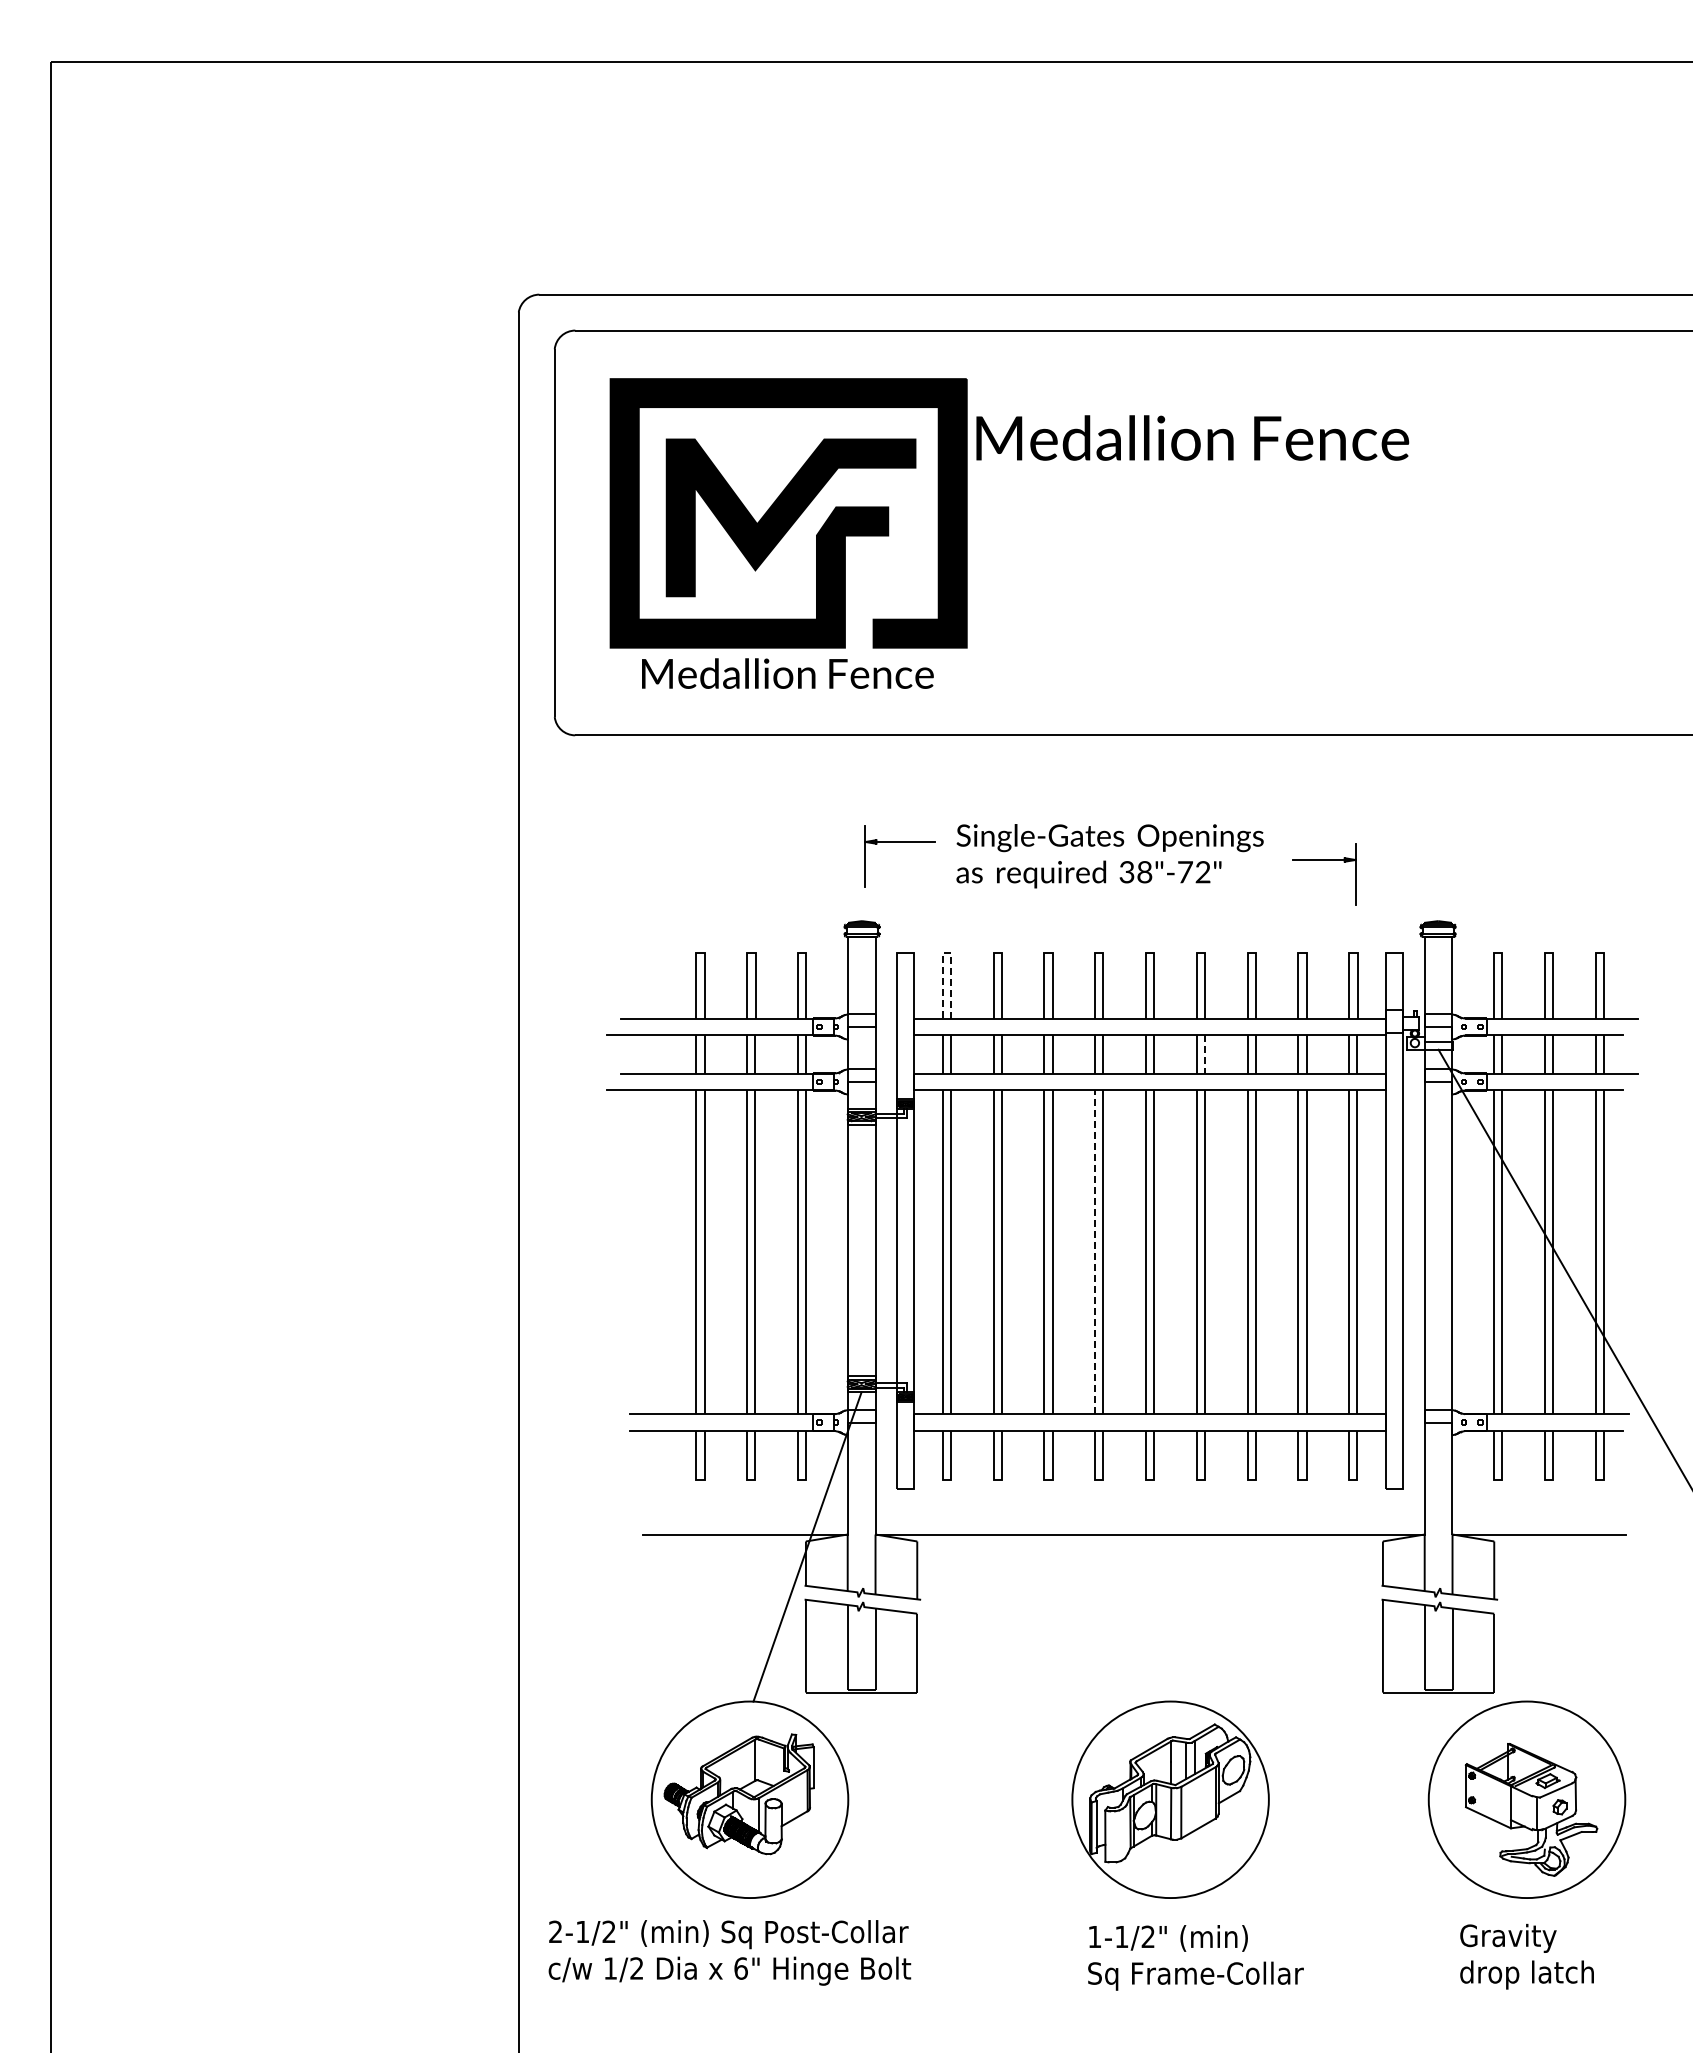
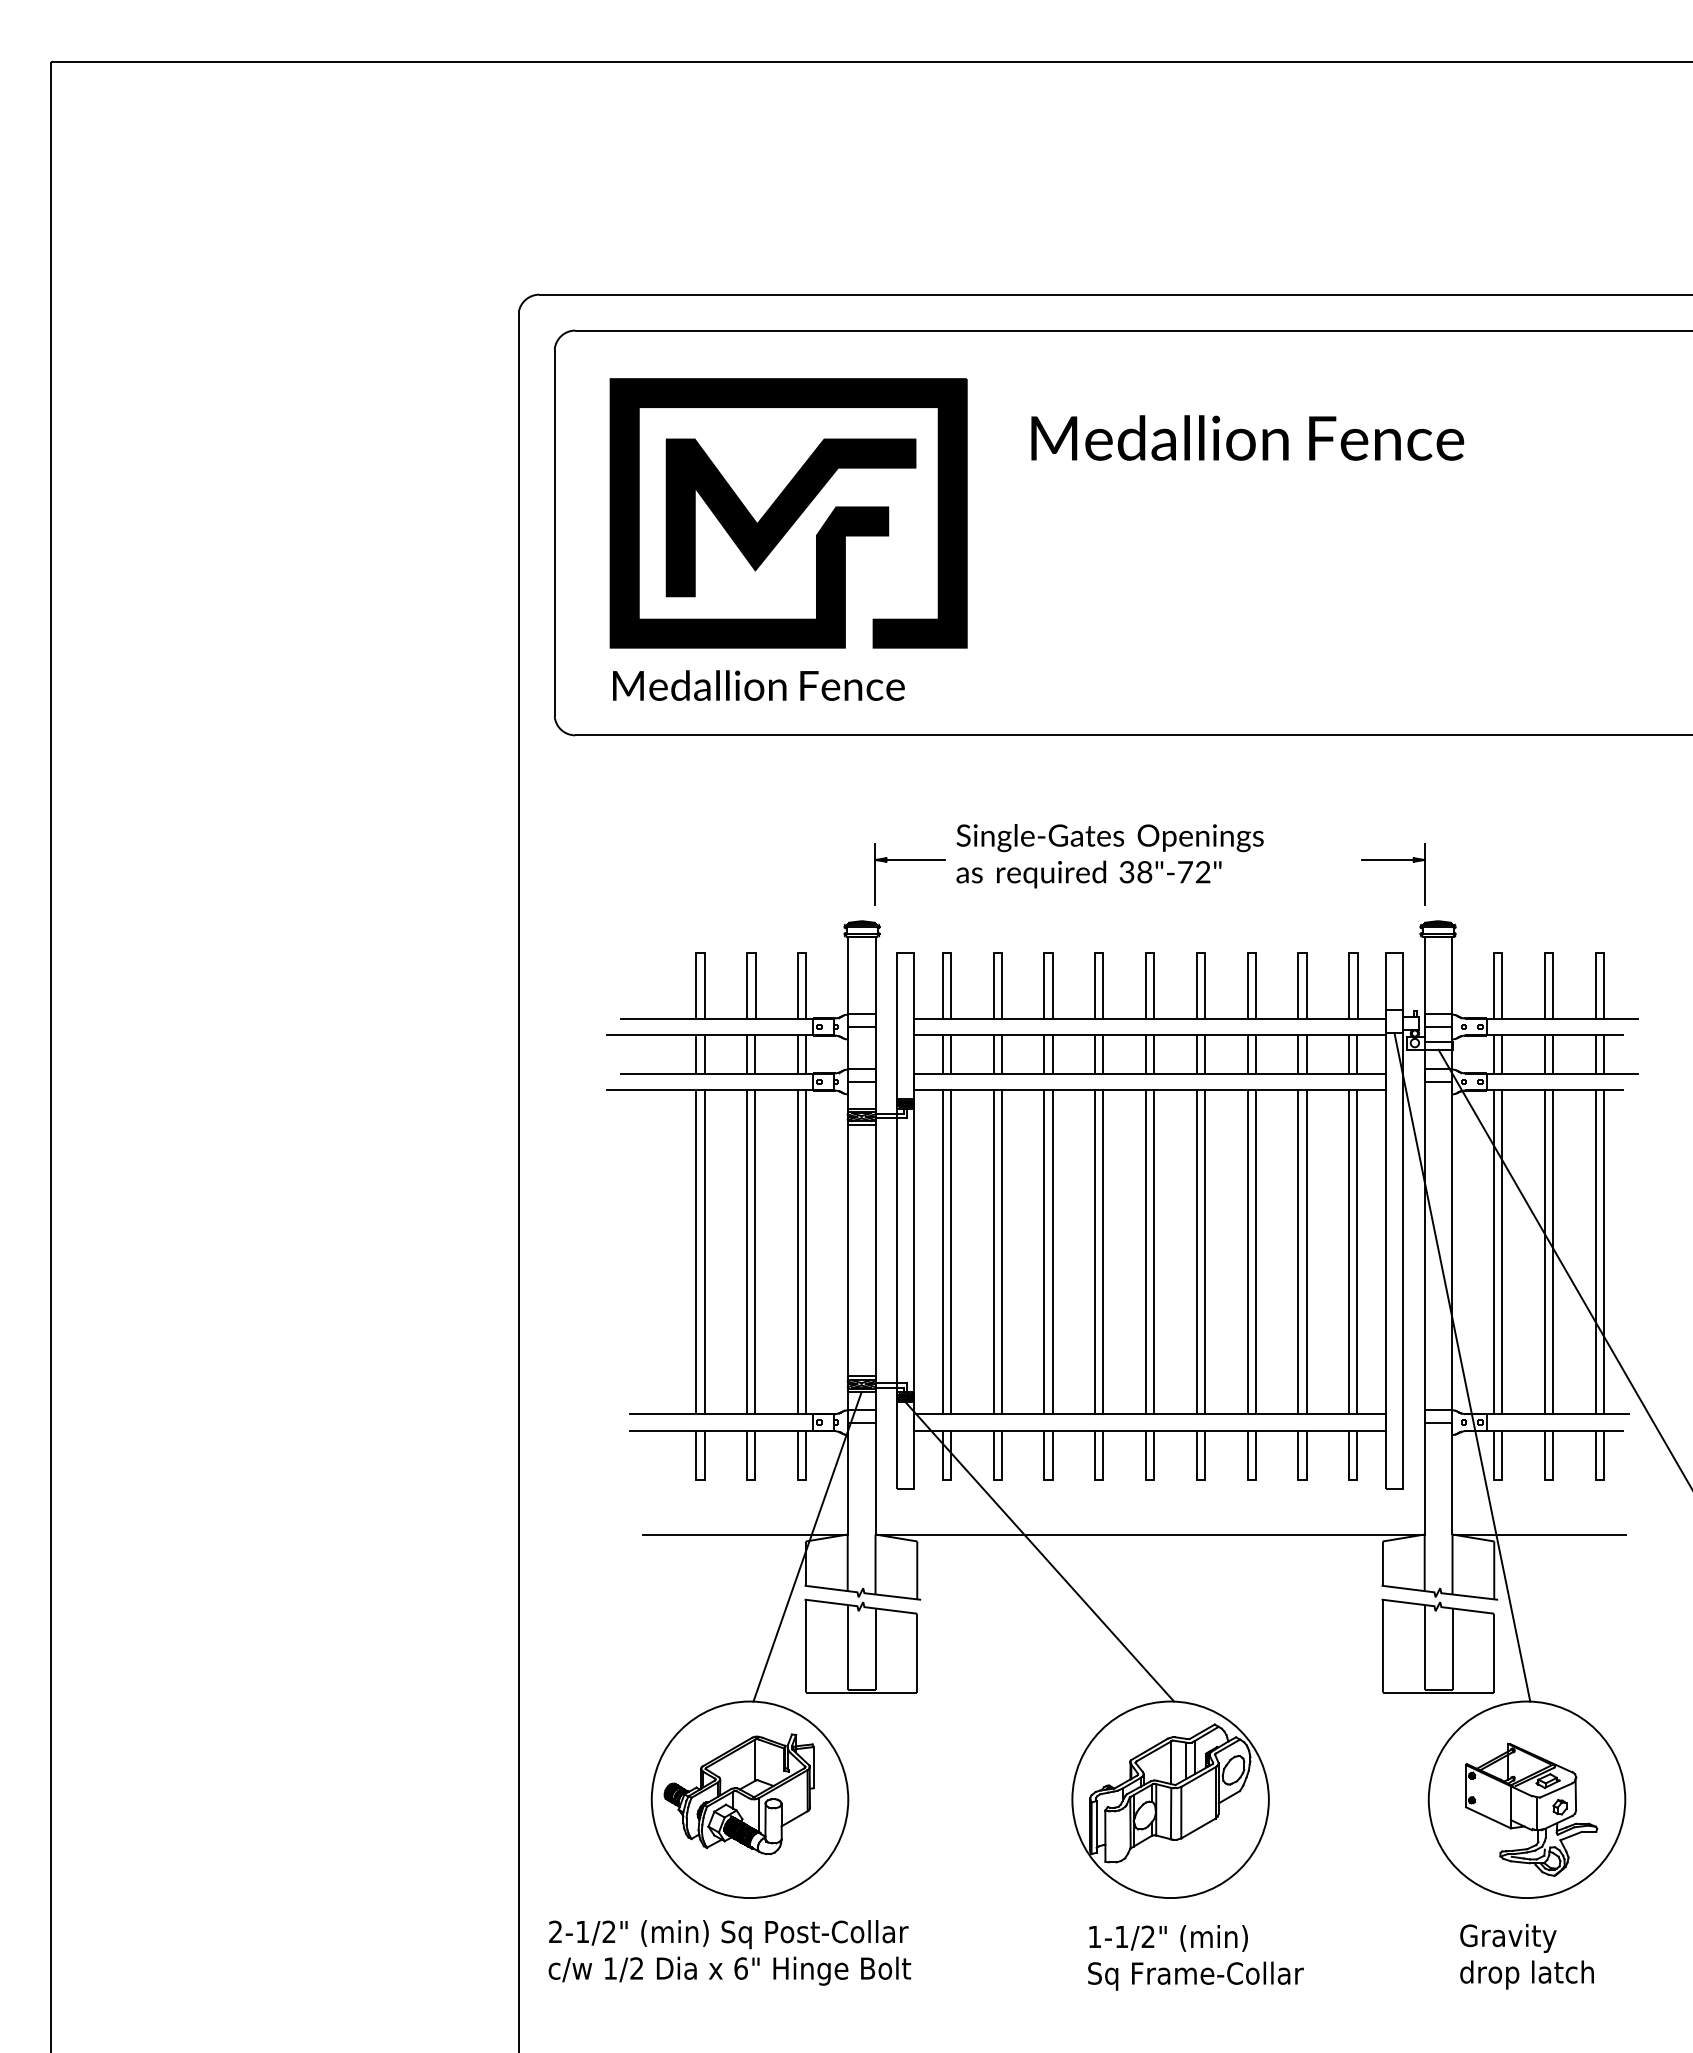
text position: (1192, 437) -> (1247, 437) (1247, 437)
text position: (787, 673) -> (758, 685) (758, 685)
part position: (899, 842) -> (909, 860) (909, 860)
part position: (1324, 860) -> (1393, 860) (1393, 860)
line: dashed -> solid (946, 952)
line: dashed -> solid (1205, 1054)
line: dashed -> solid (1095, 1251)
line: none -> present (1462, 1367)
line: none -> present (1039, 1551)
